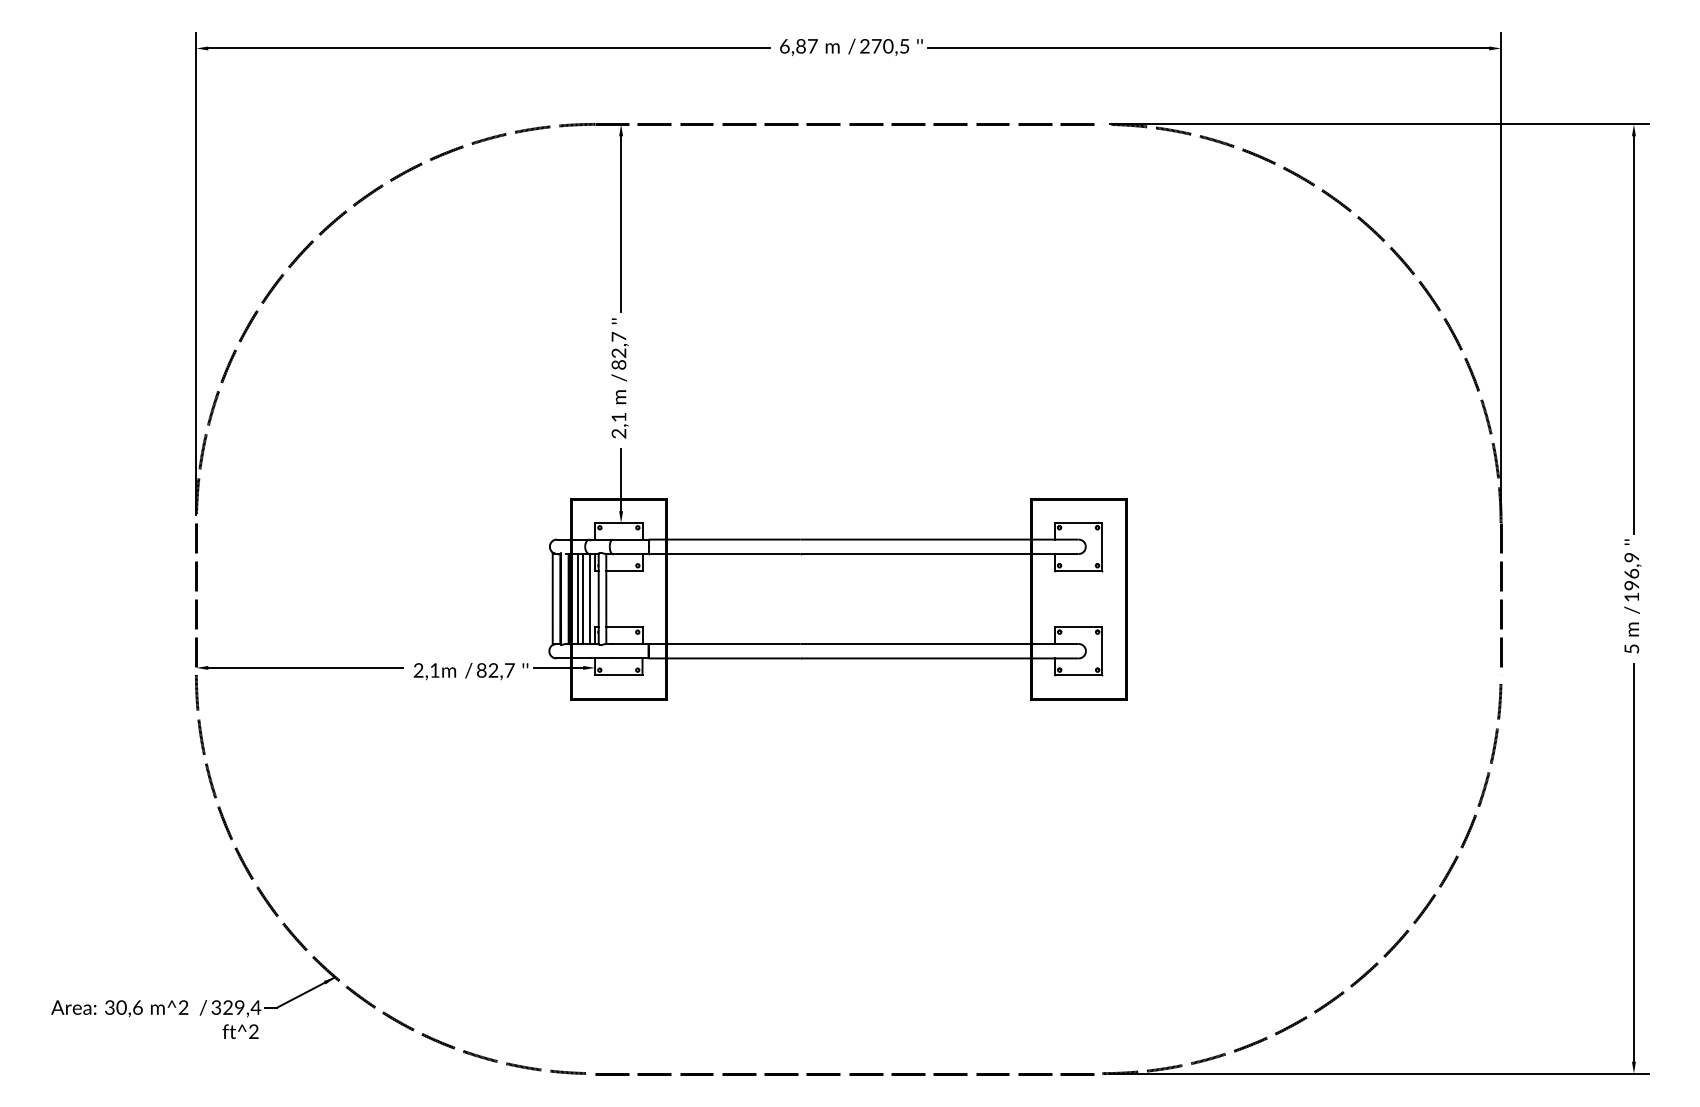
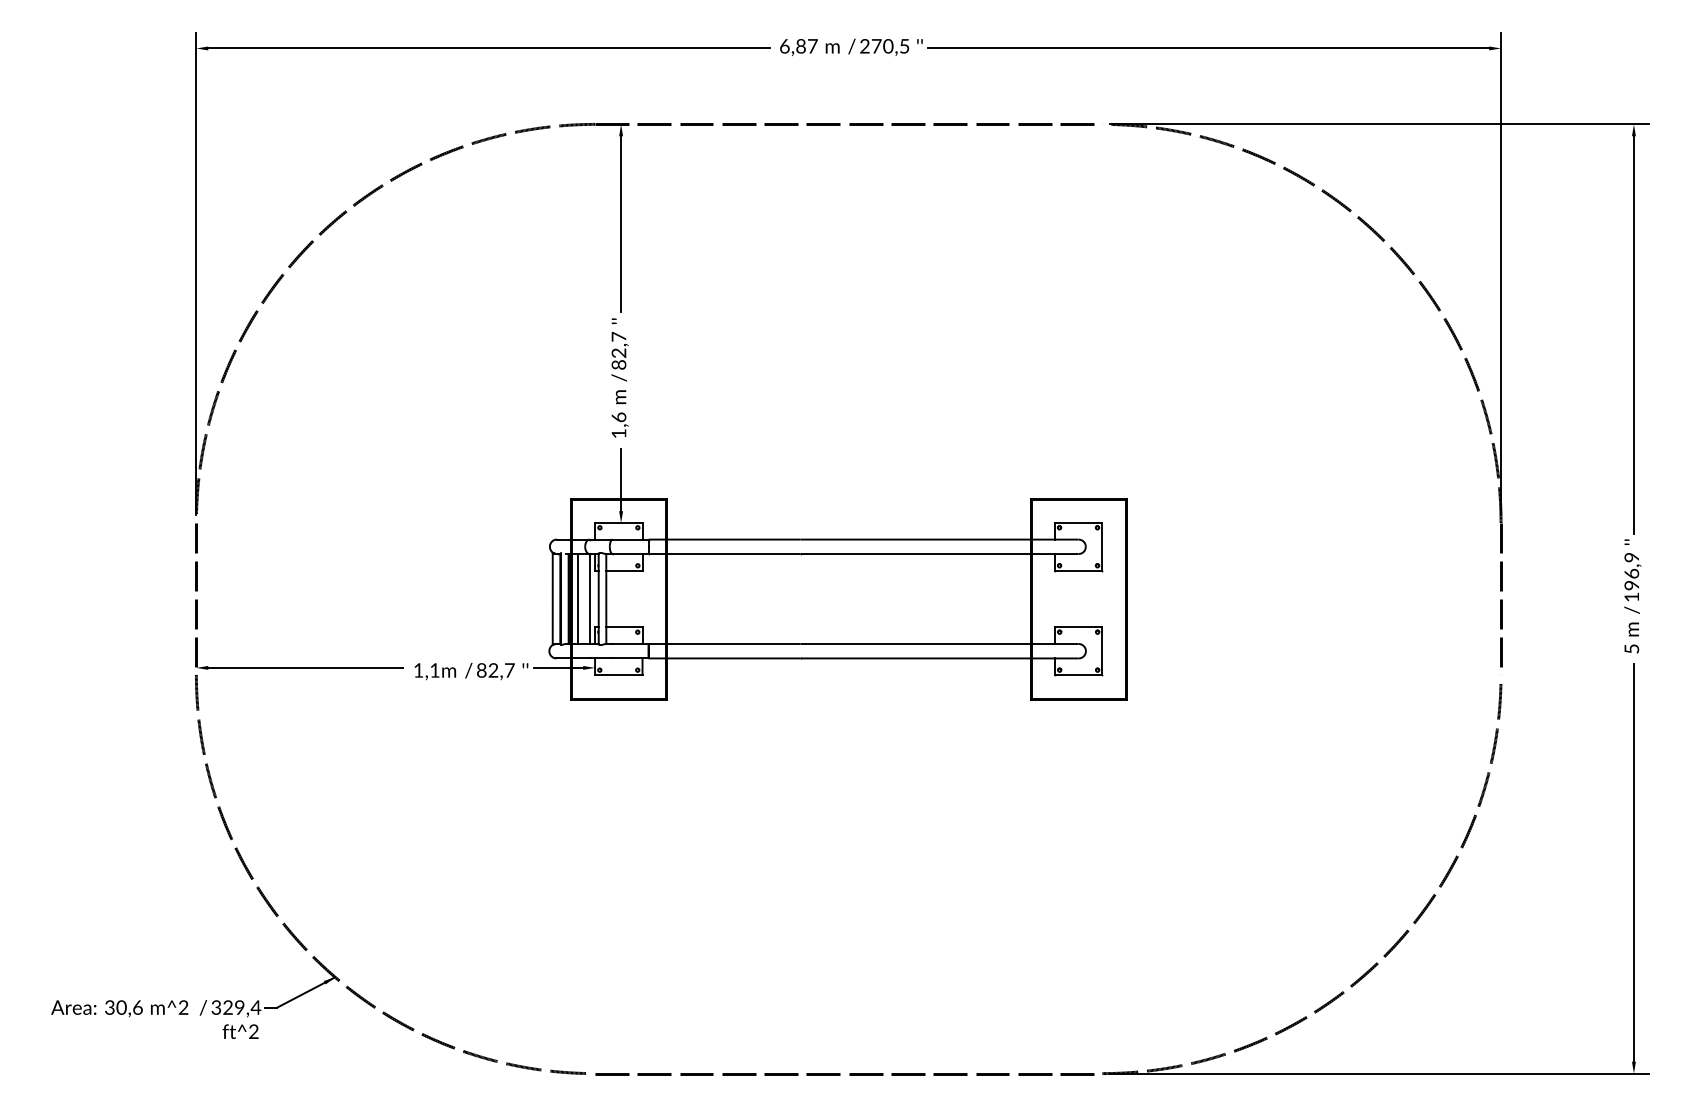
text: 2,1 -> 1,6 (618, 425)
line: present -> none (582, 598)
text: 2,1m -> 1,1m (418, 670)
